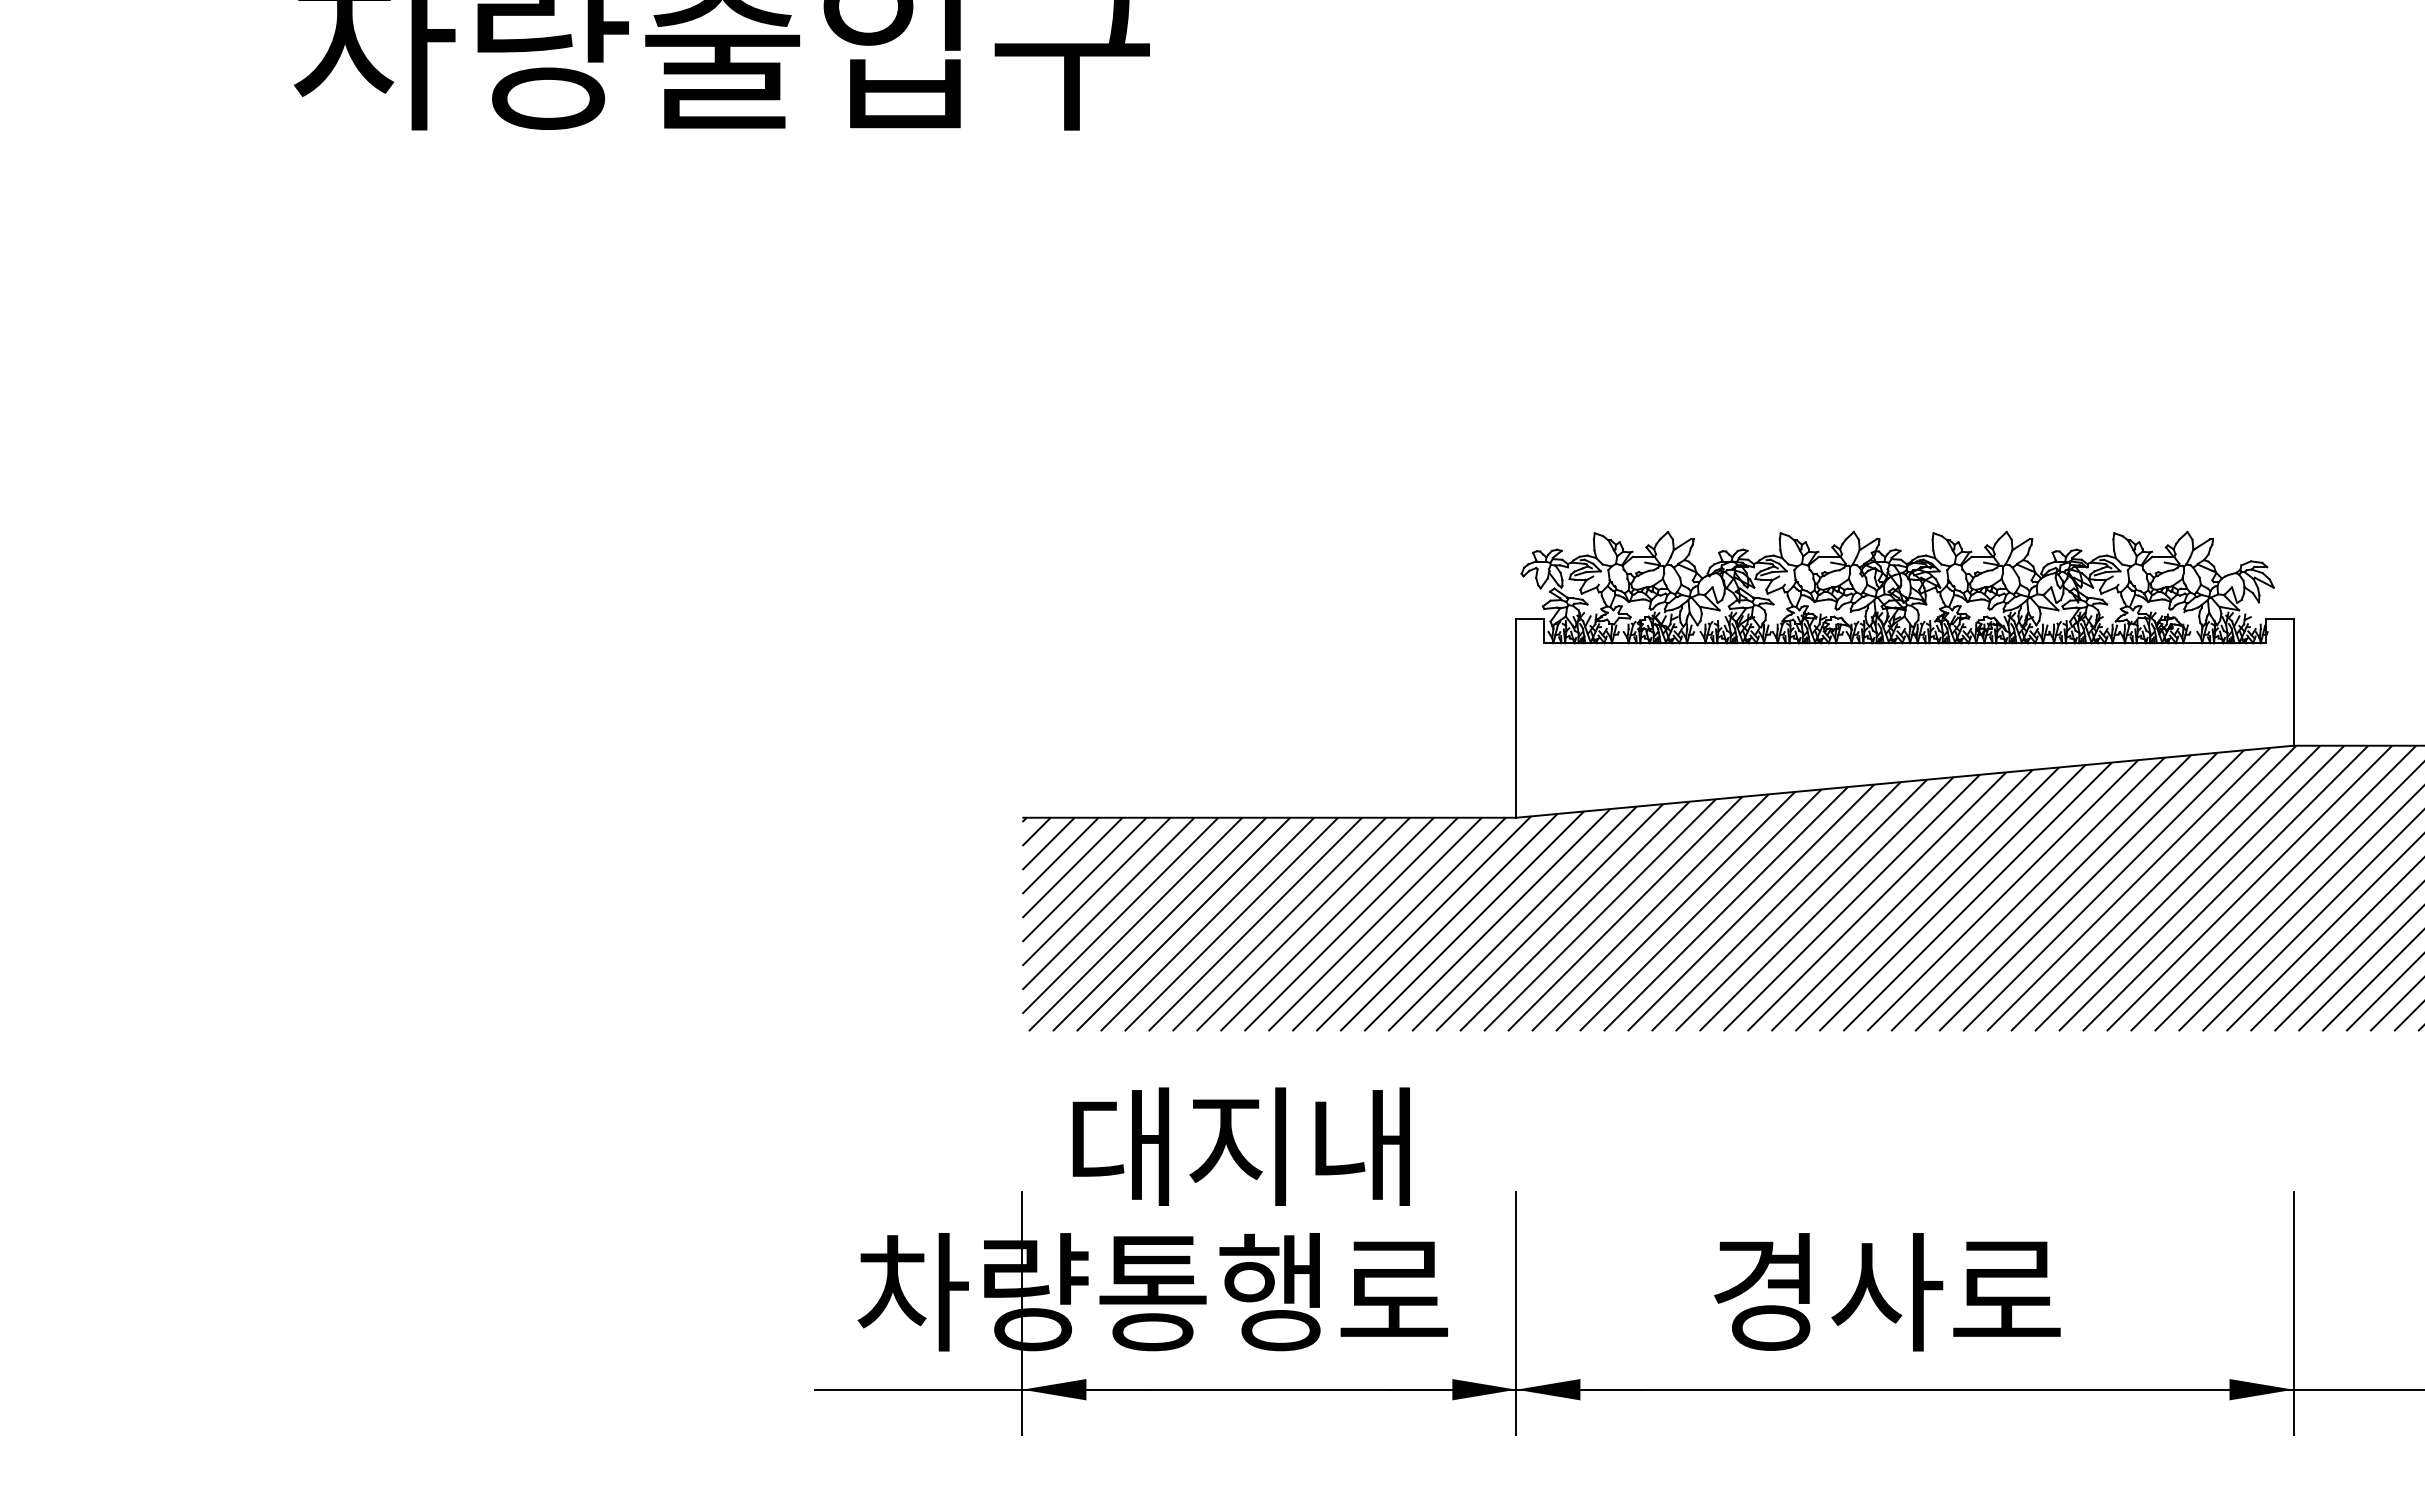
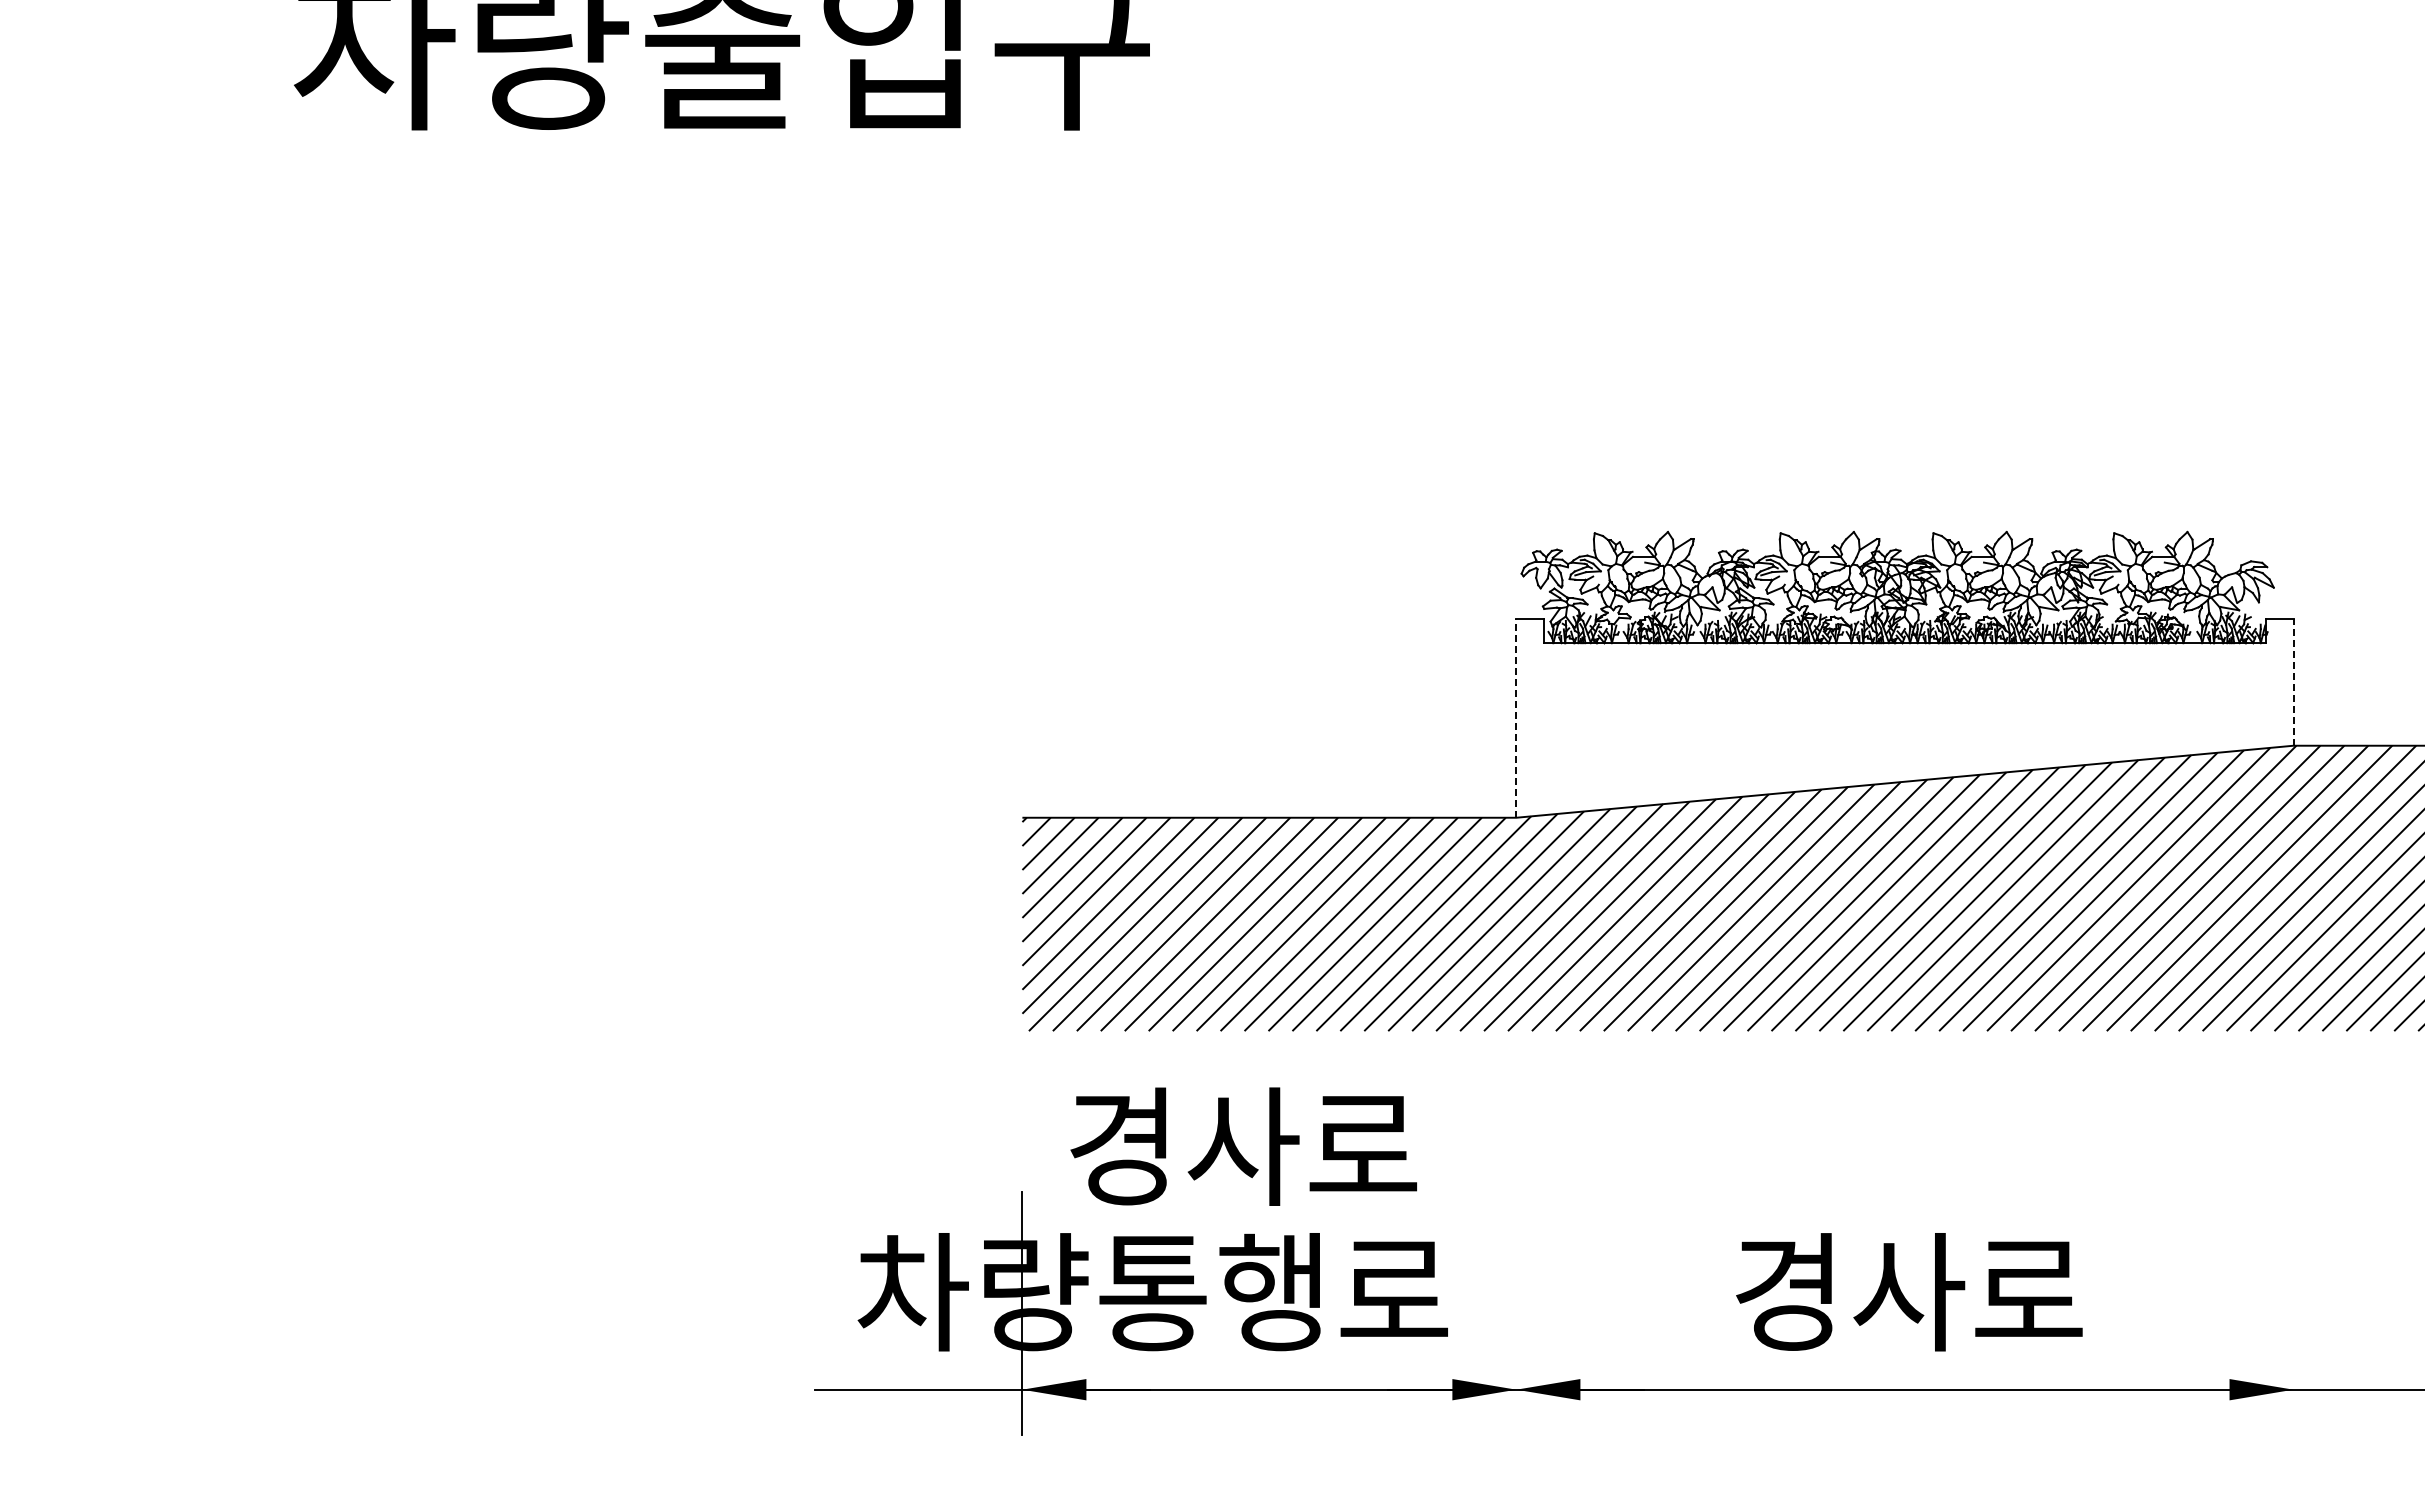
line: solid -> dashed (2293, 682)
line: solid -> dashed (1516, 718)
text: 대지내 -> 경사로 (1243, 1146)
text position: (1887, 1292) -> (1909, 1292) (1909, 1292)
line: present -> none (1516, 1313)
line: present -> none (2293, 1313)
